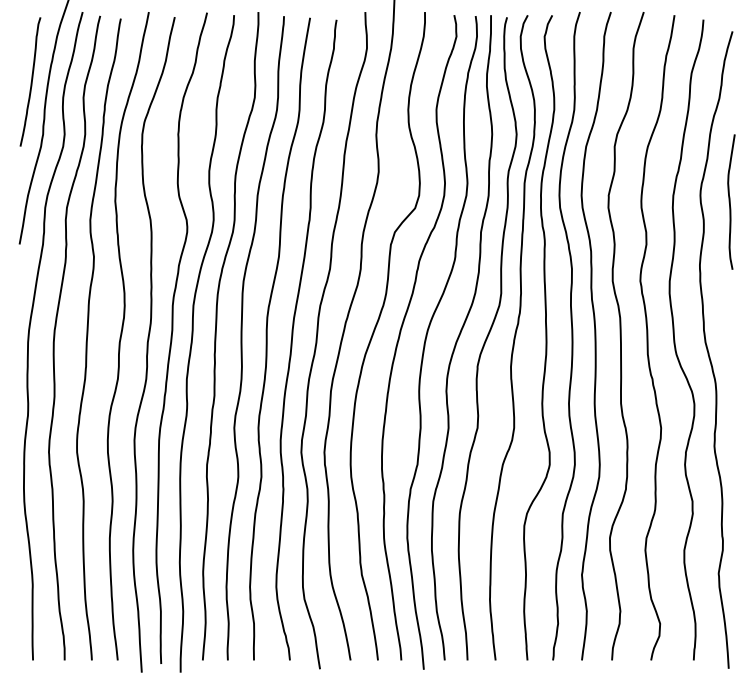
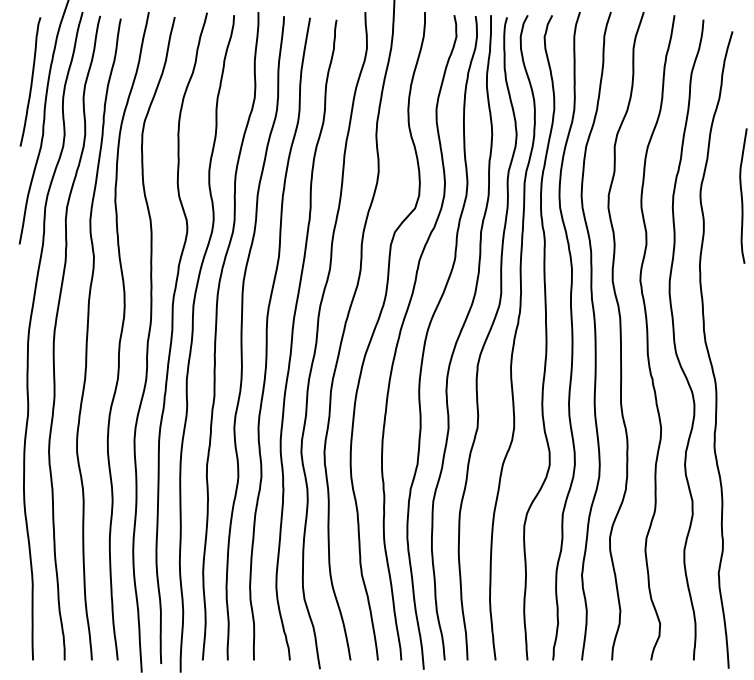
curve position: (730, 201) -> (742, 195) (742, 195)
